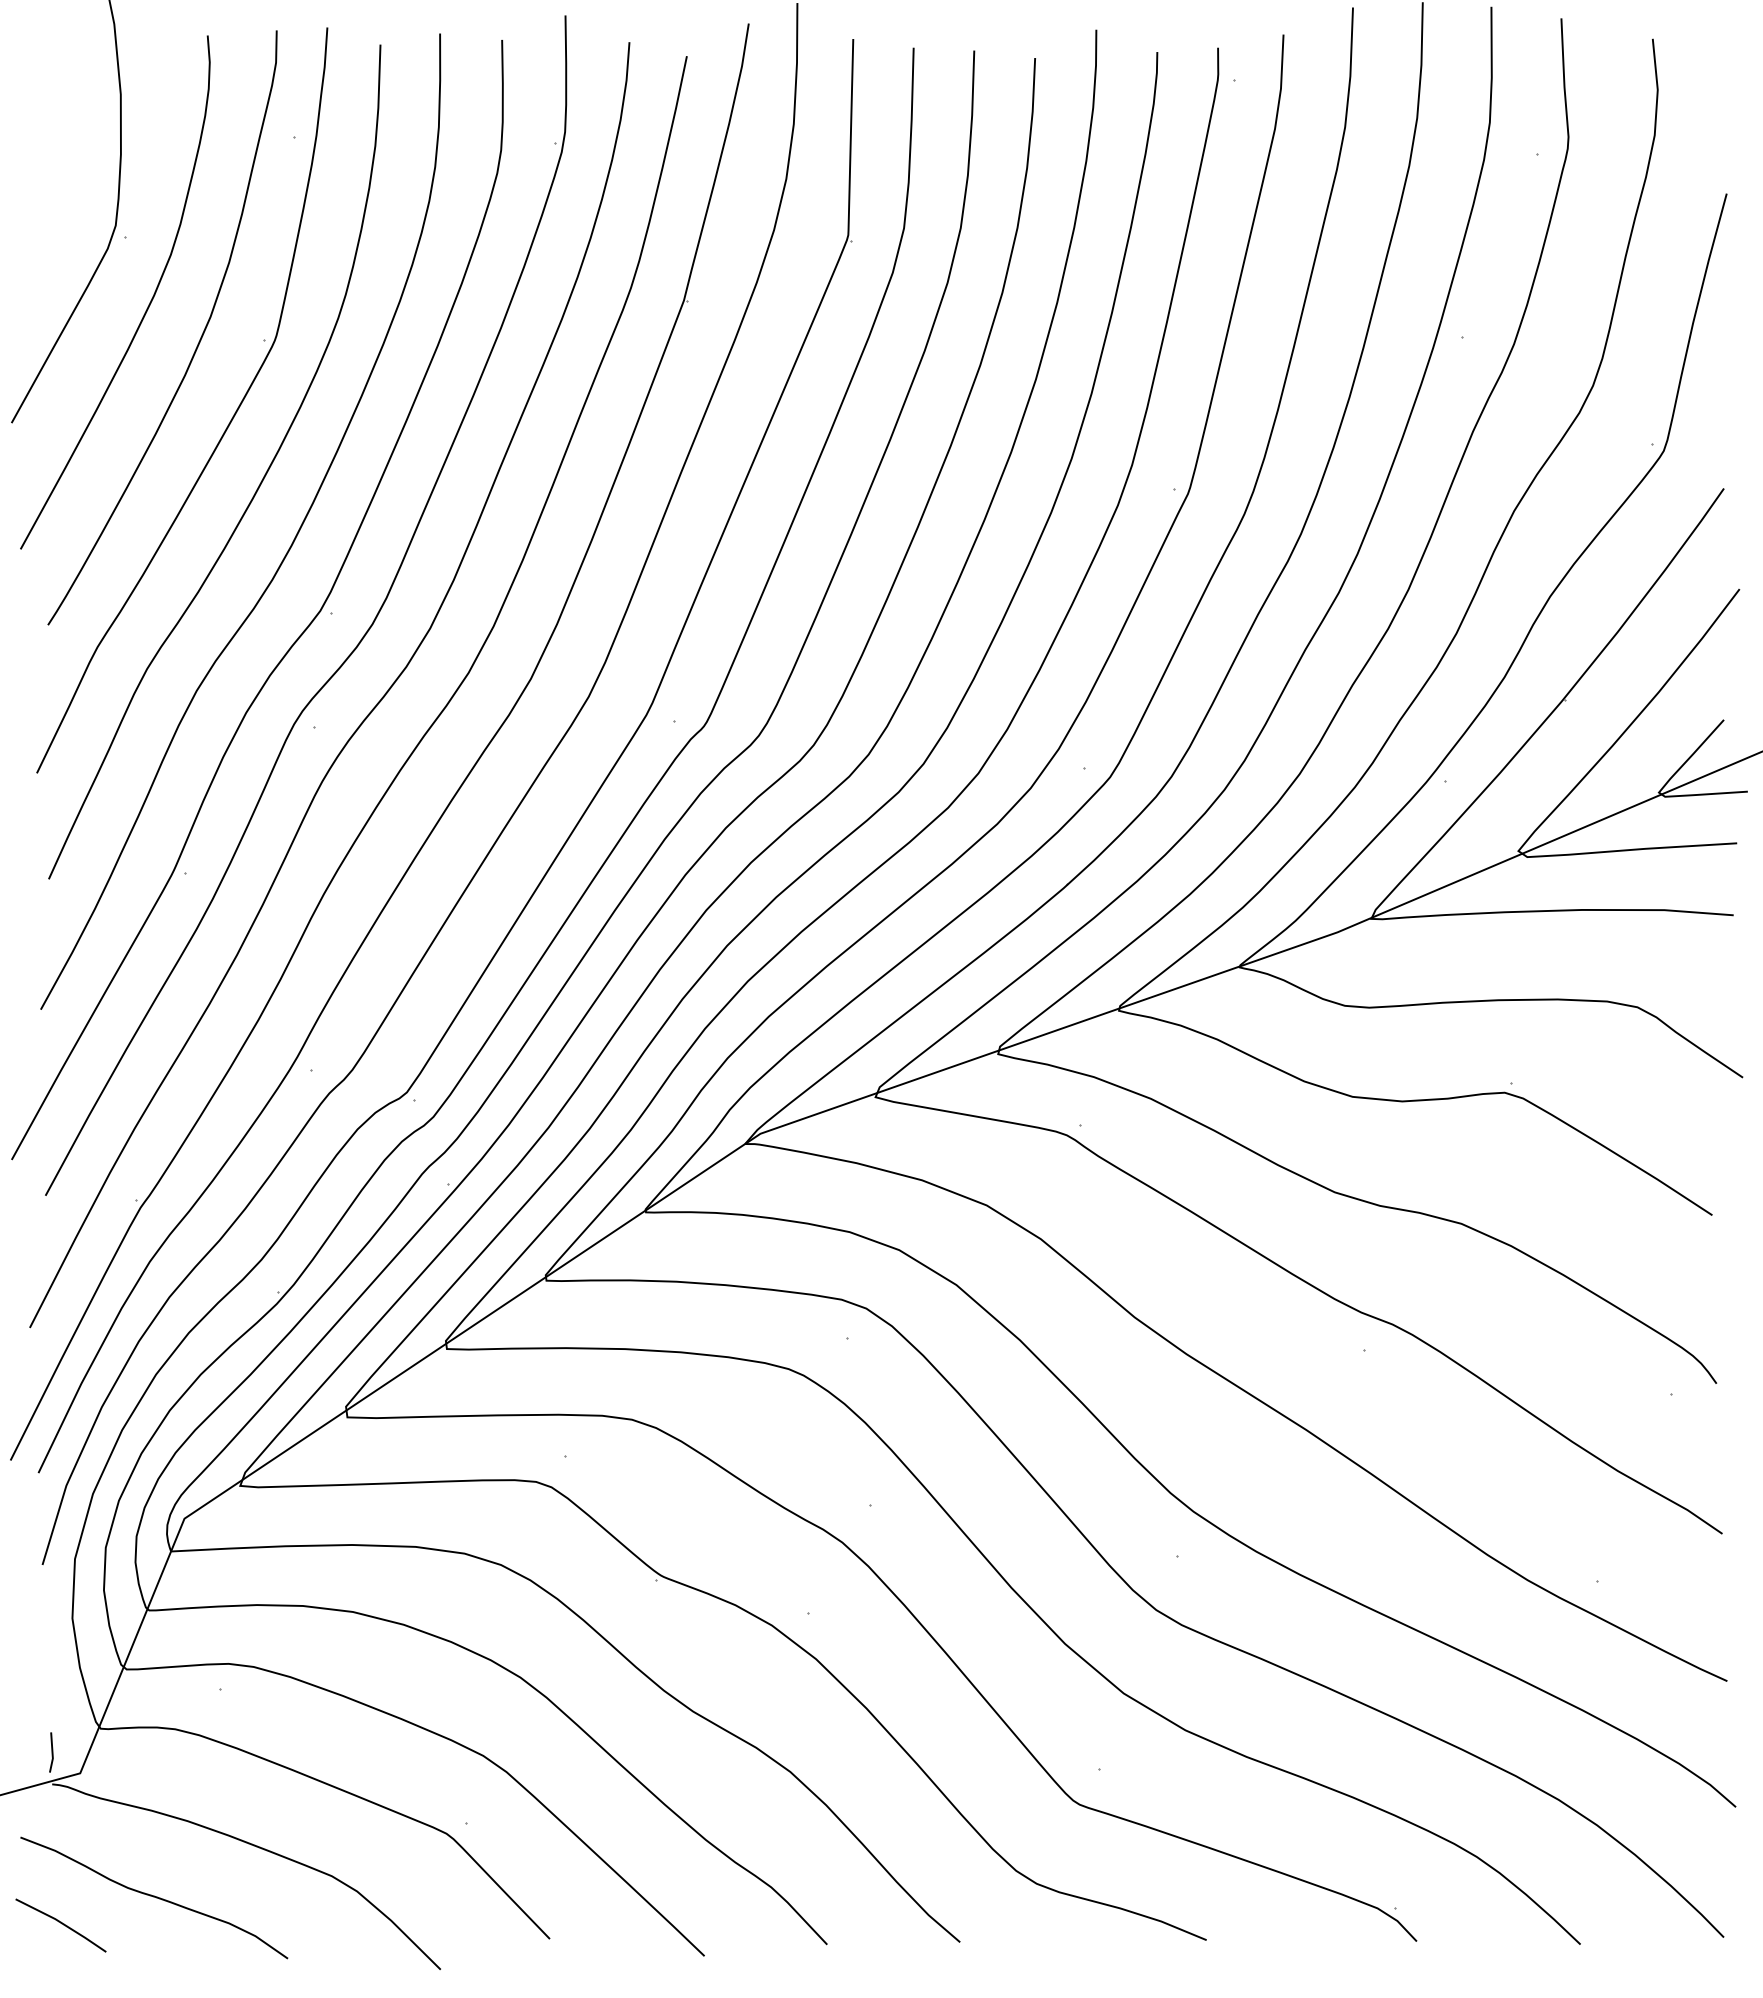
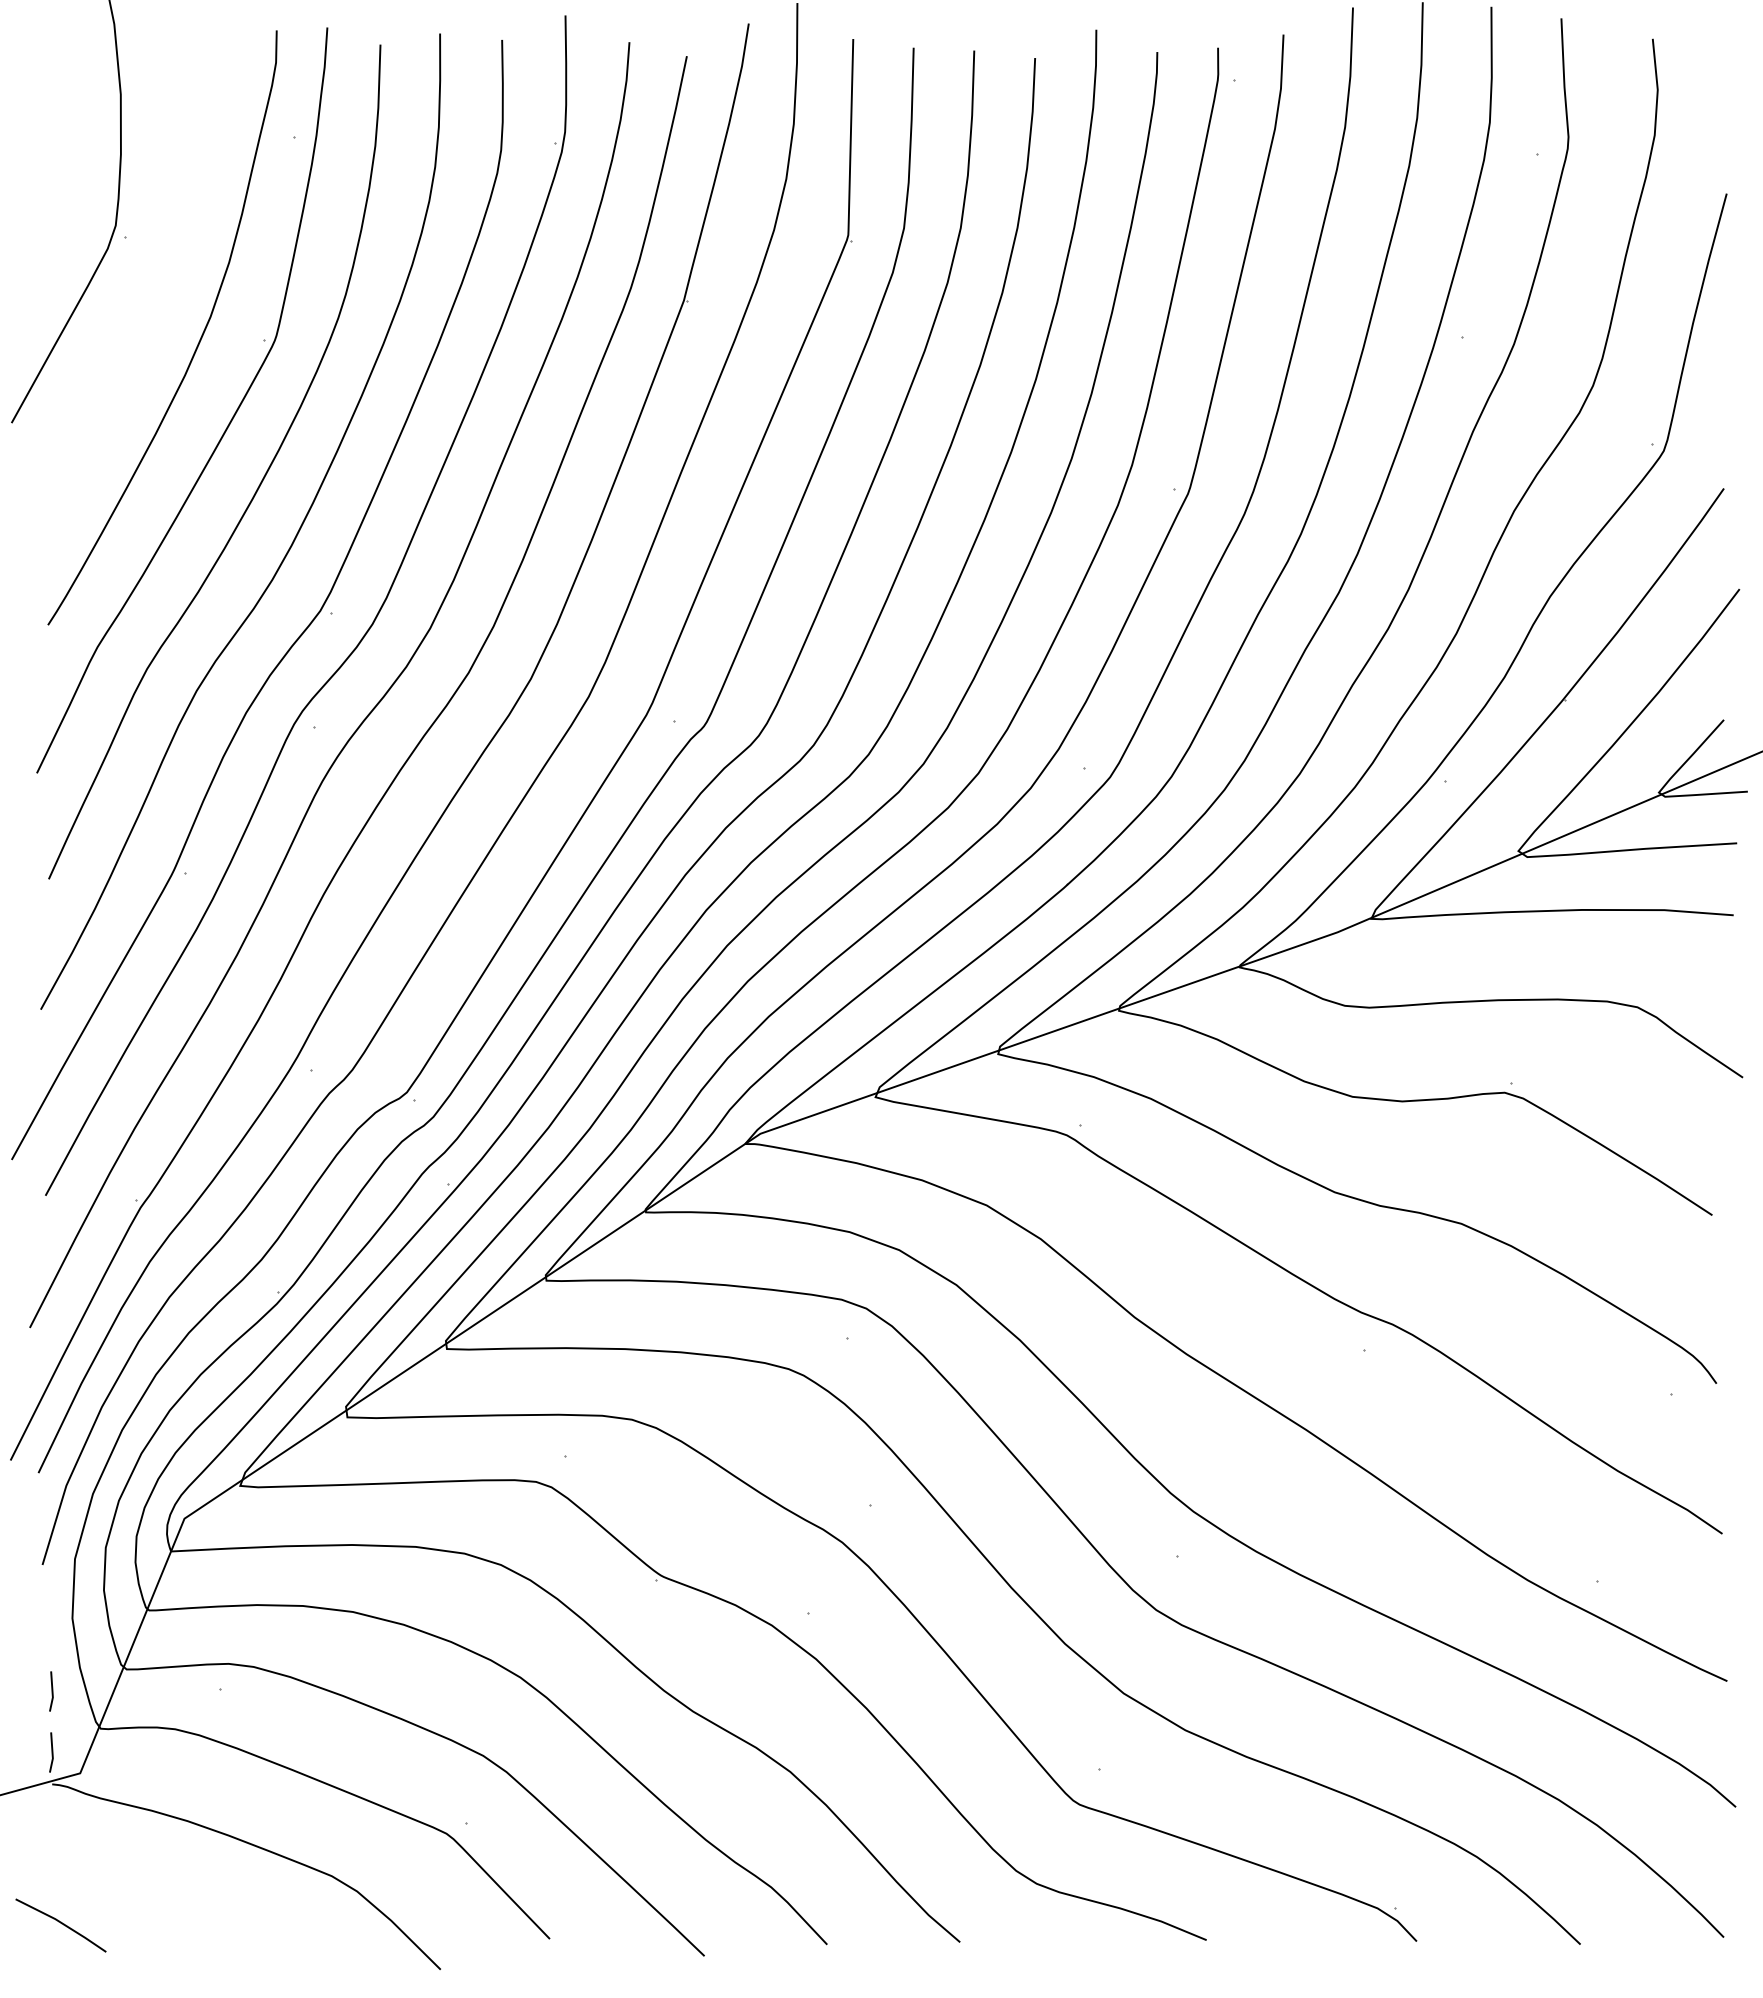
curve: present -> none (146, 308)
line: none -> present (51, 1691)
curve: present -> none (154, 1897)
